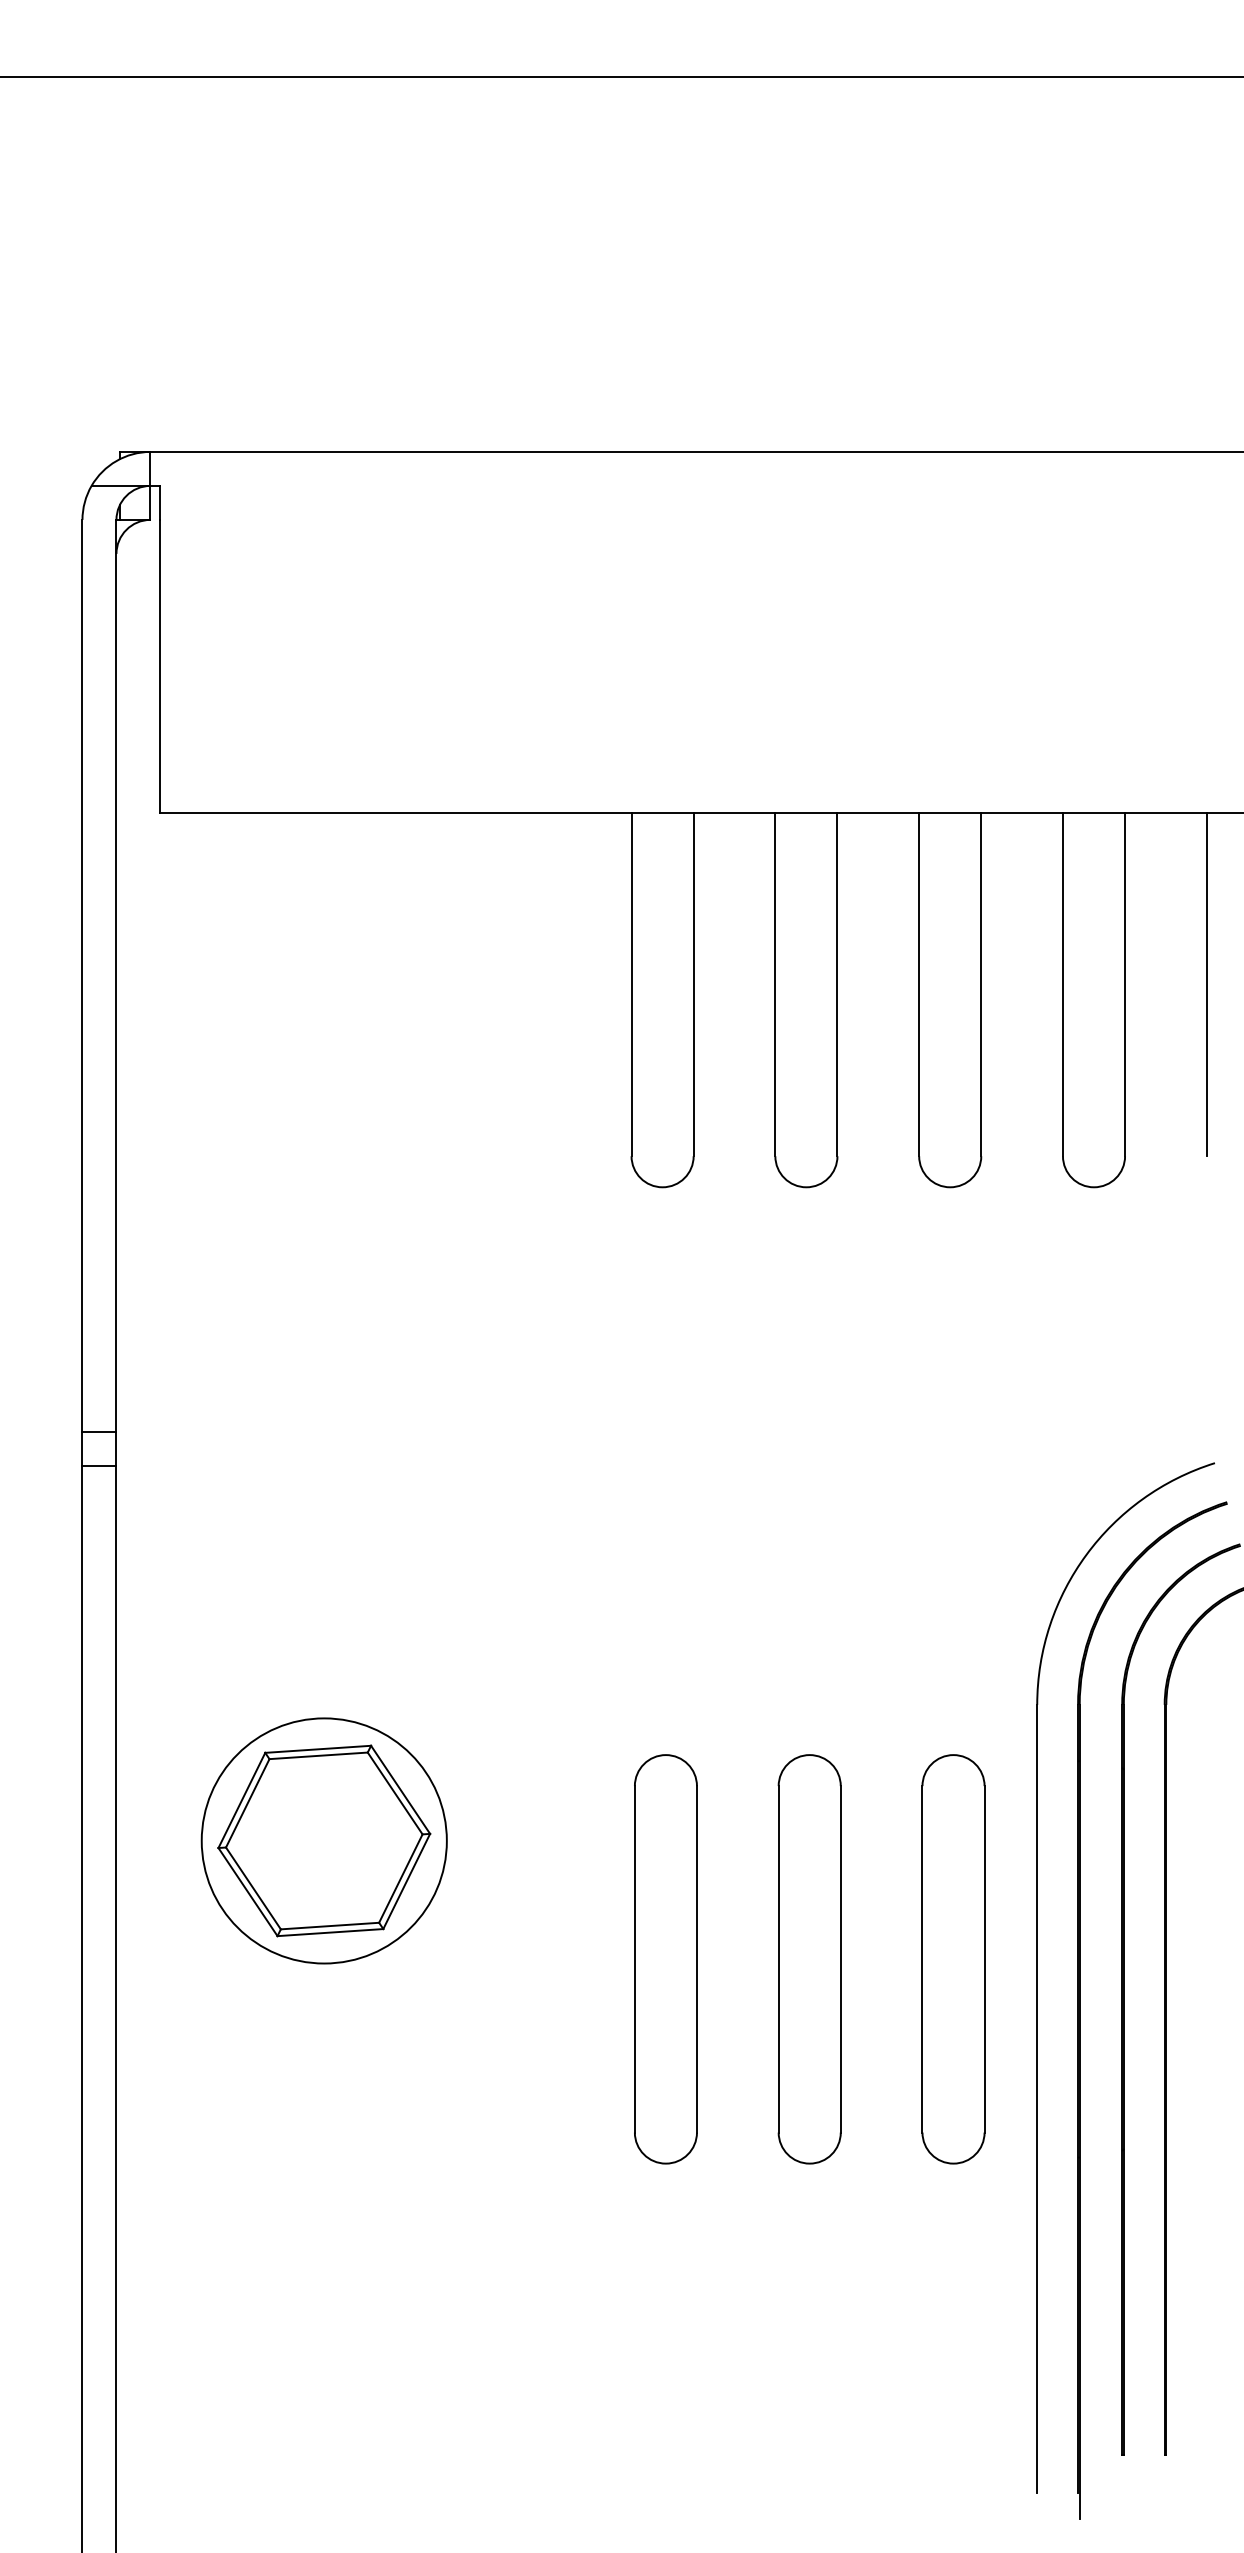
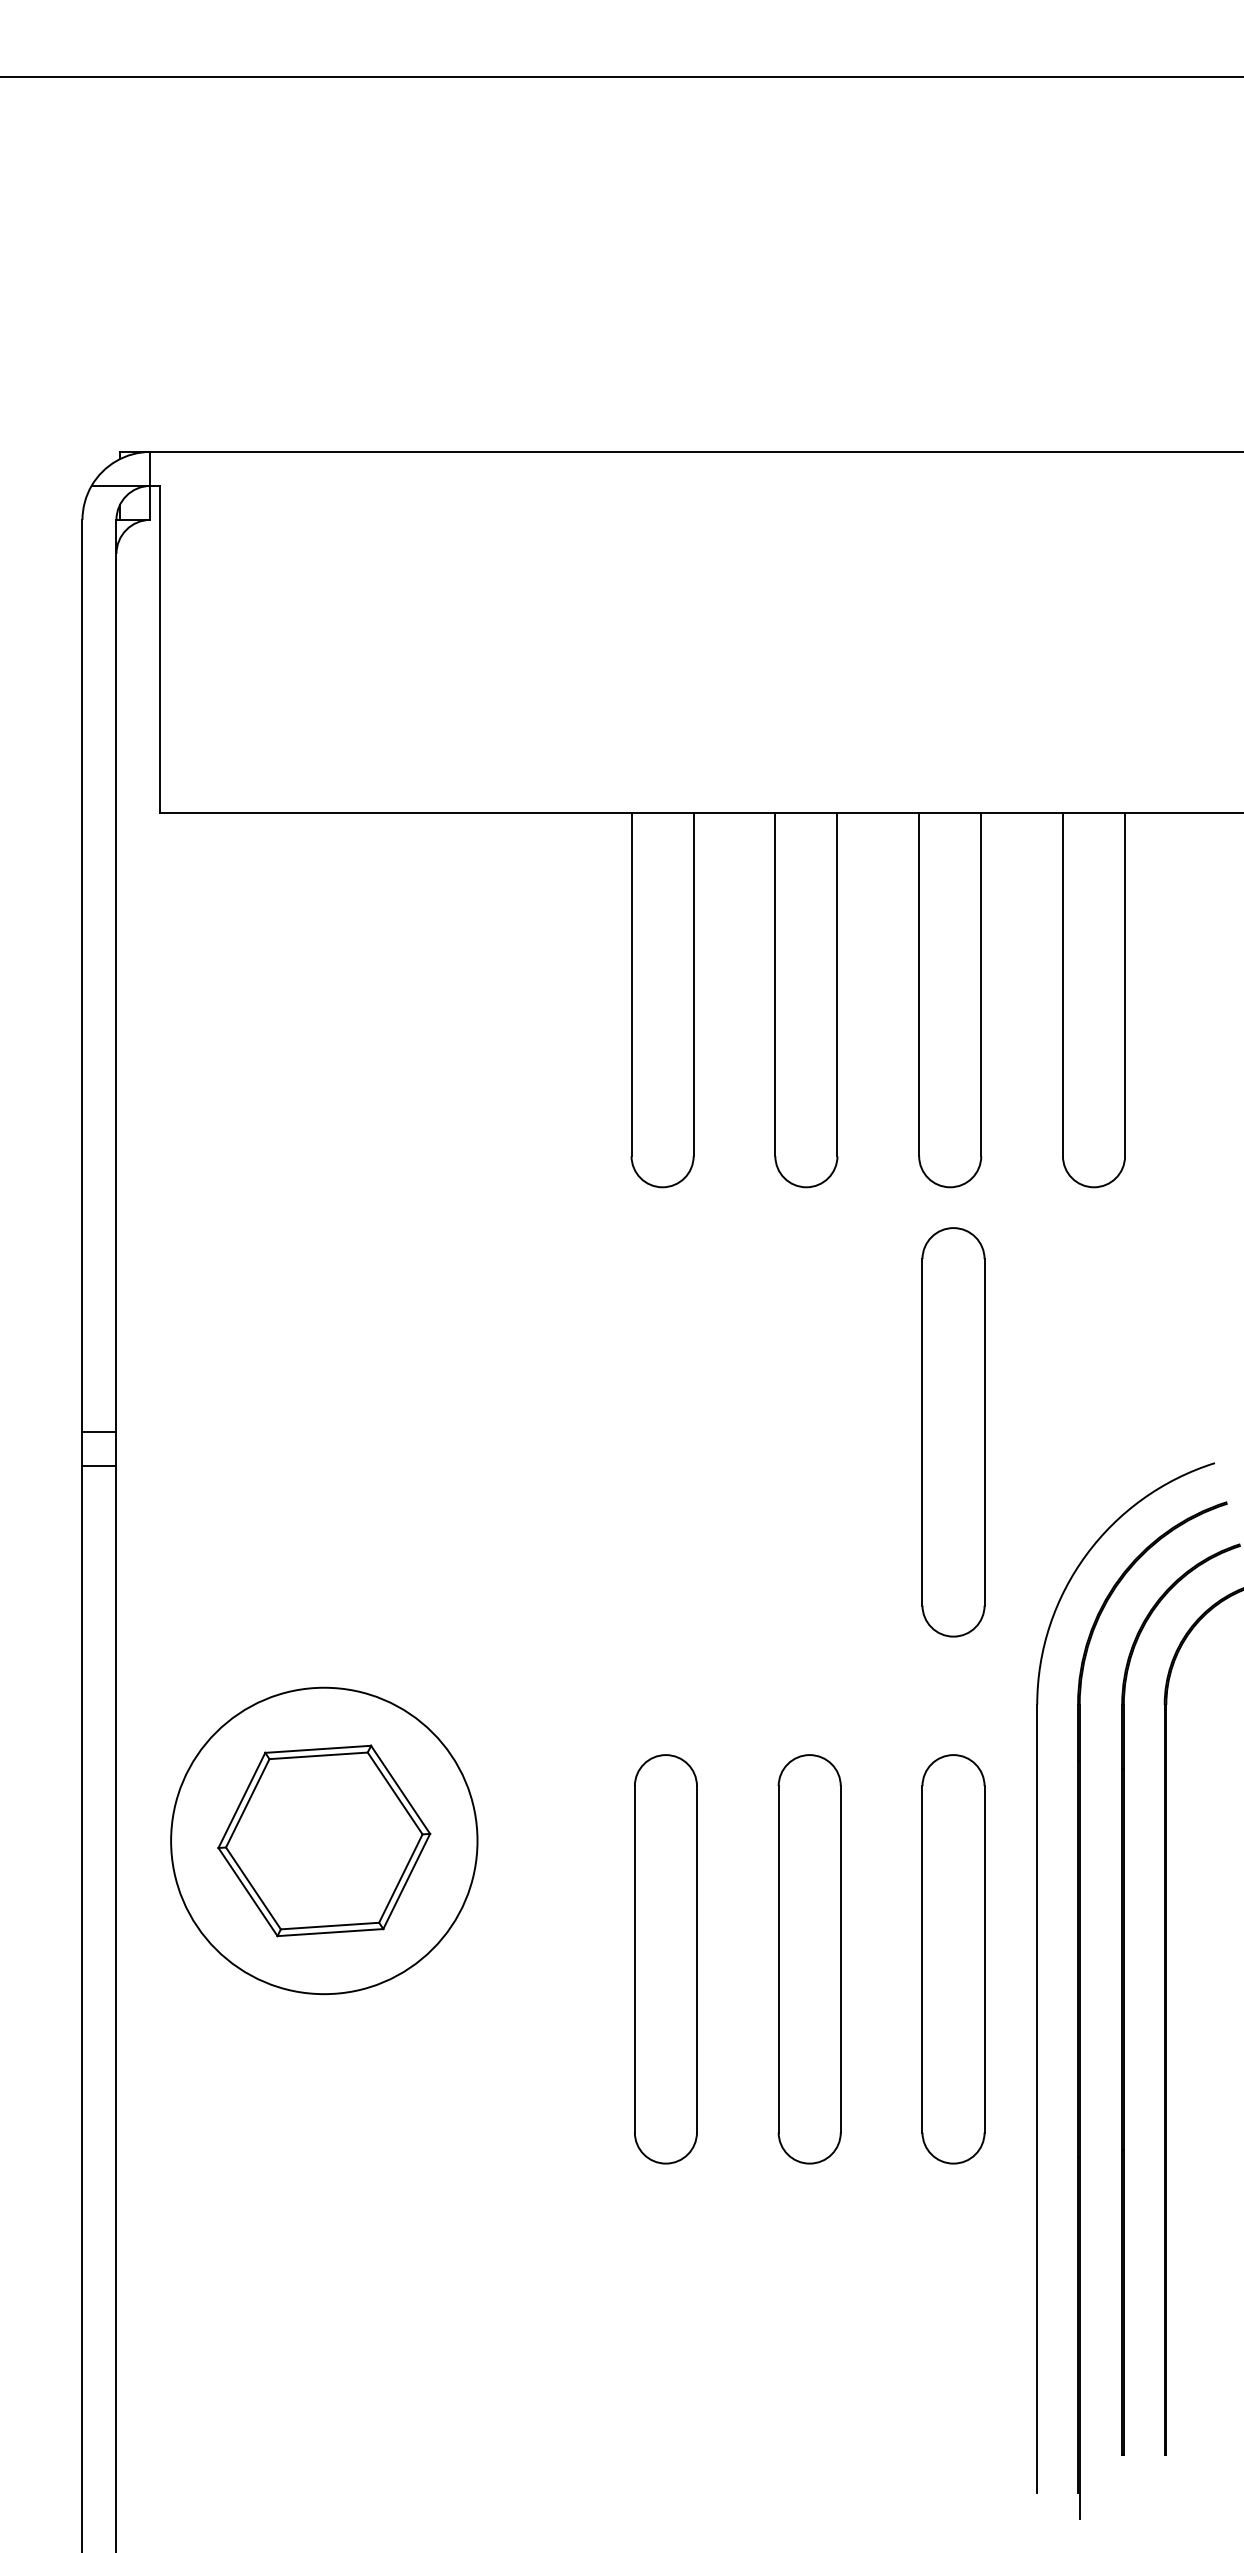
line: present -> none (1206, 984)
part: none -> present (953, 1432)
circle diameter: 245 px -> 306 px (324, 1840)
